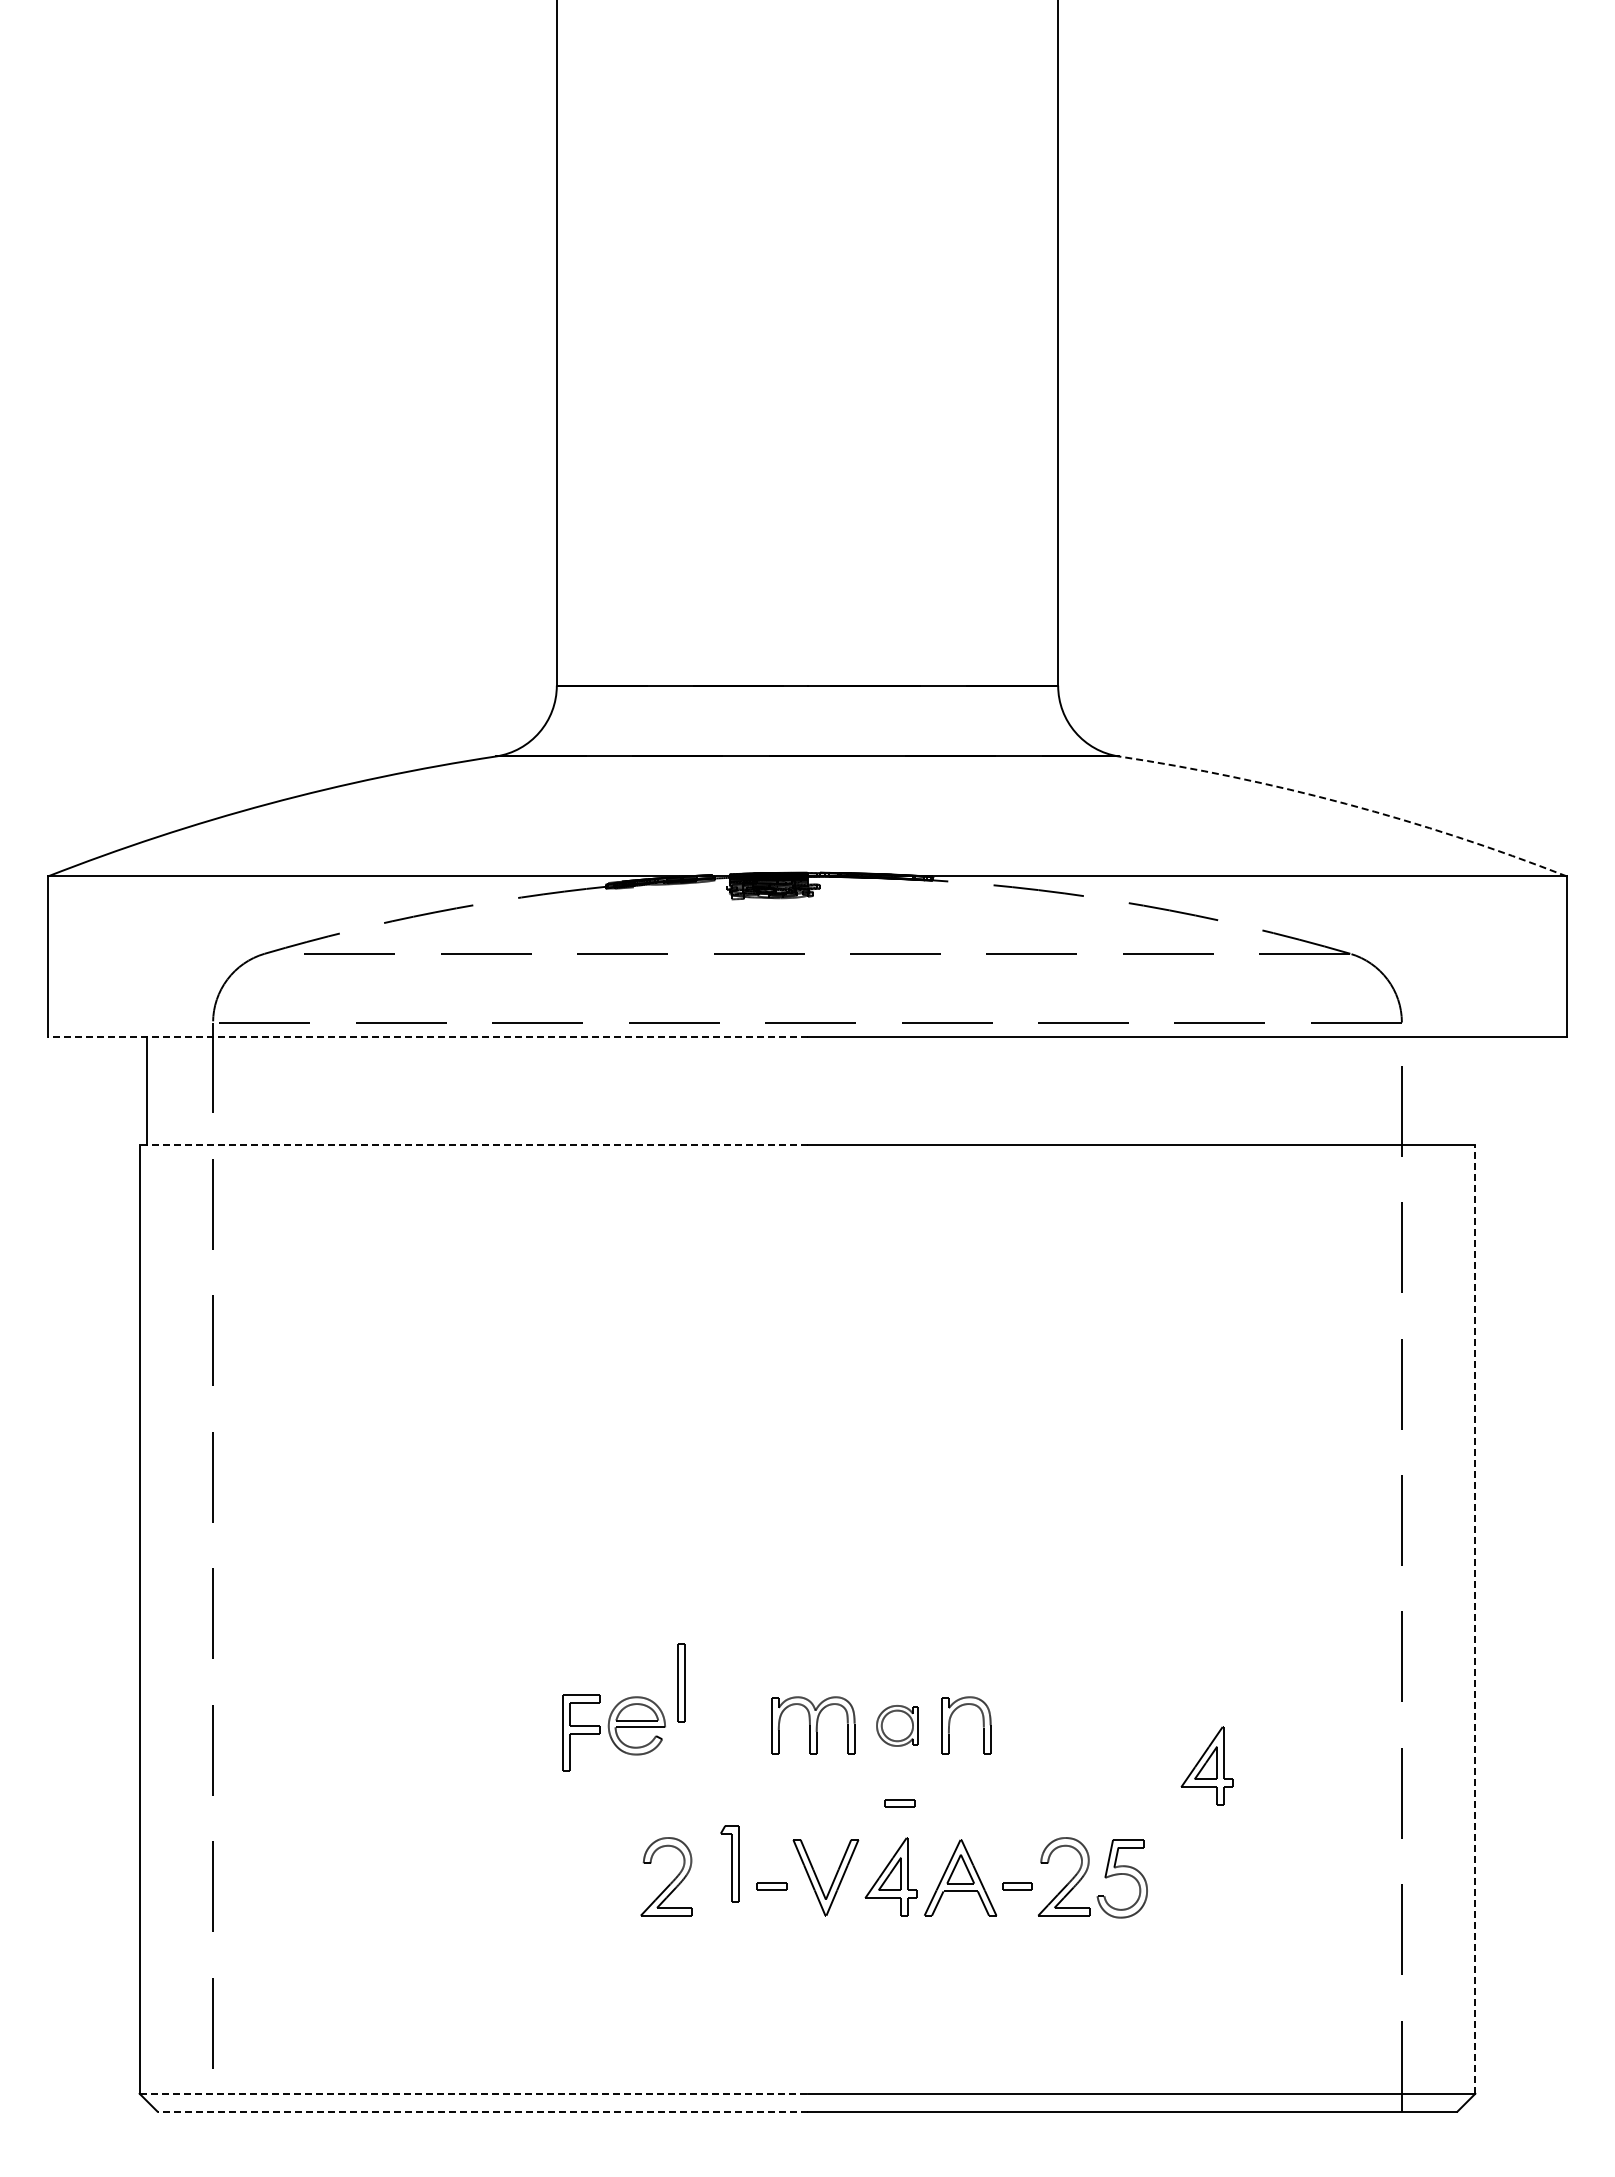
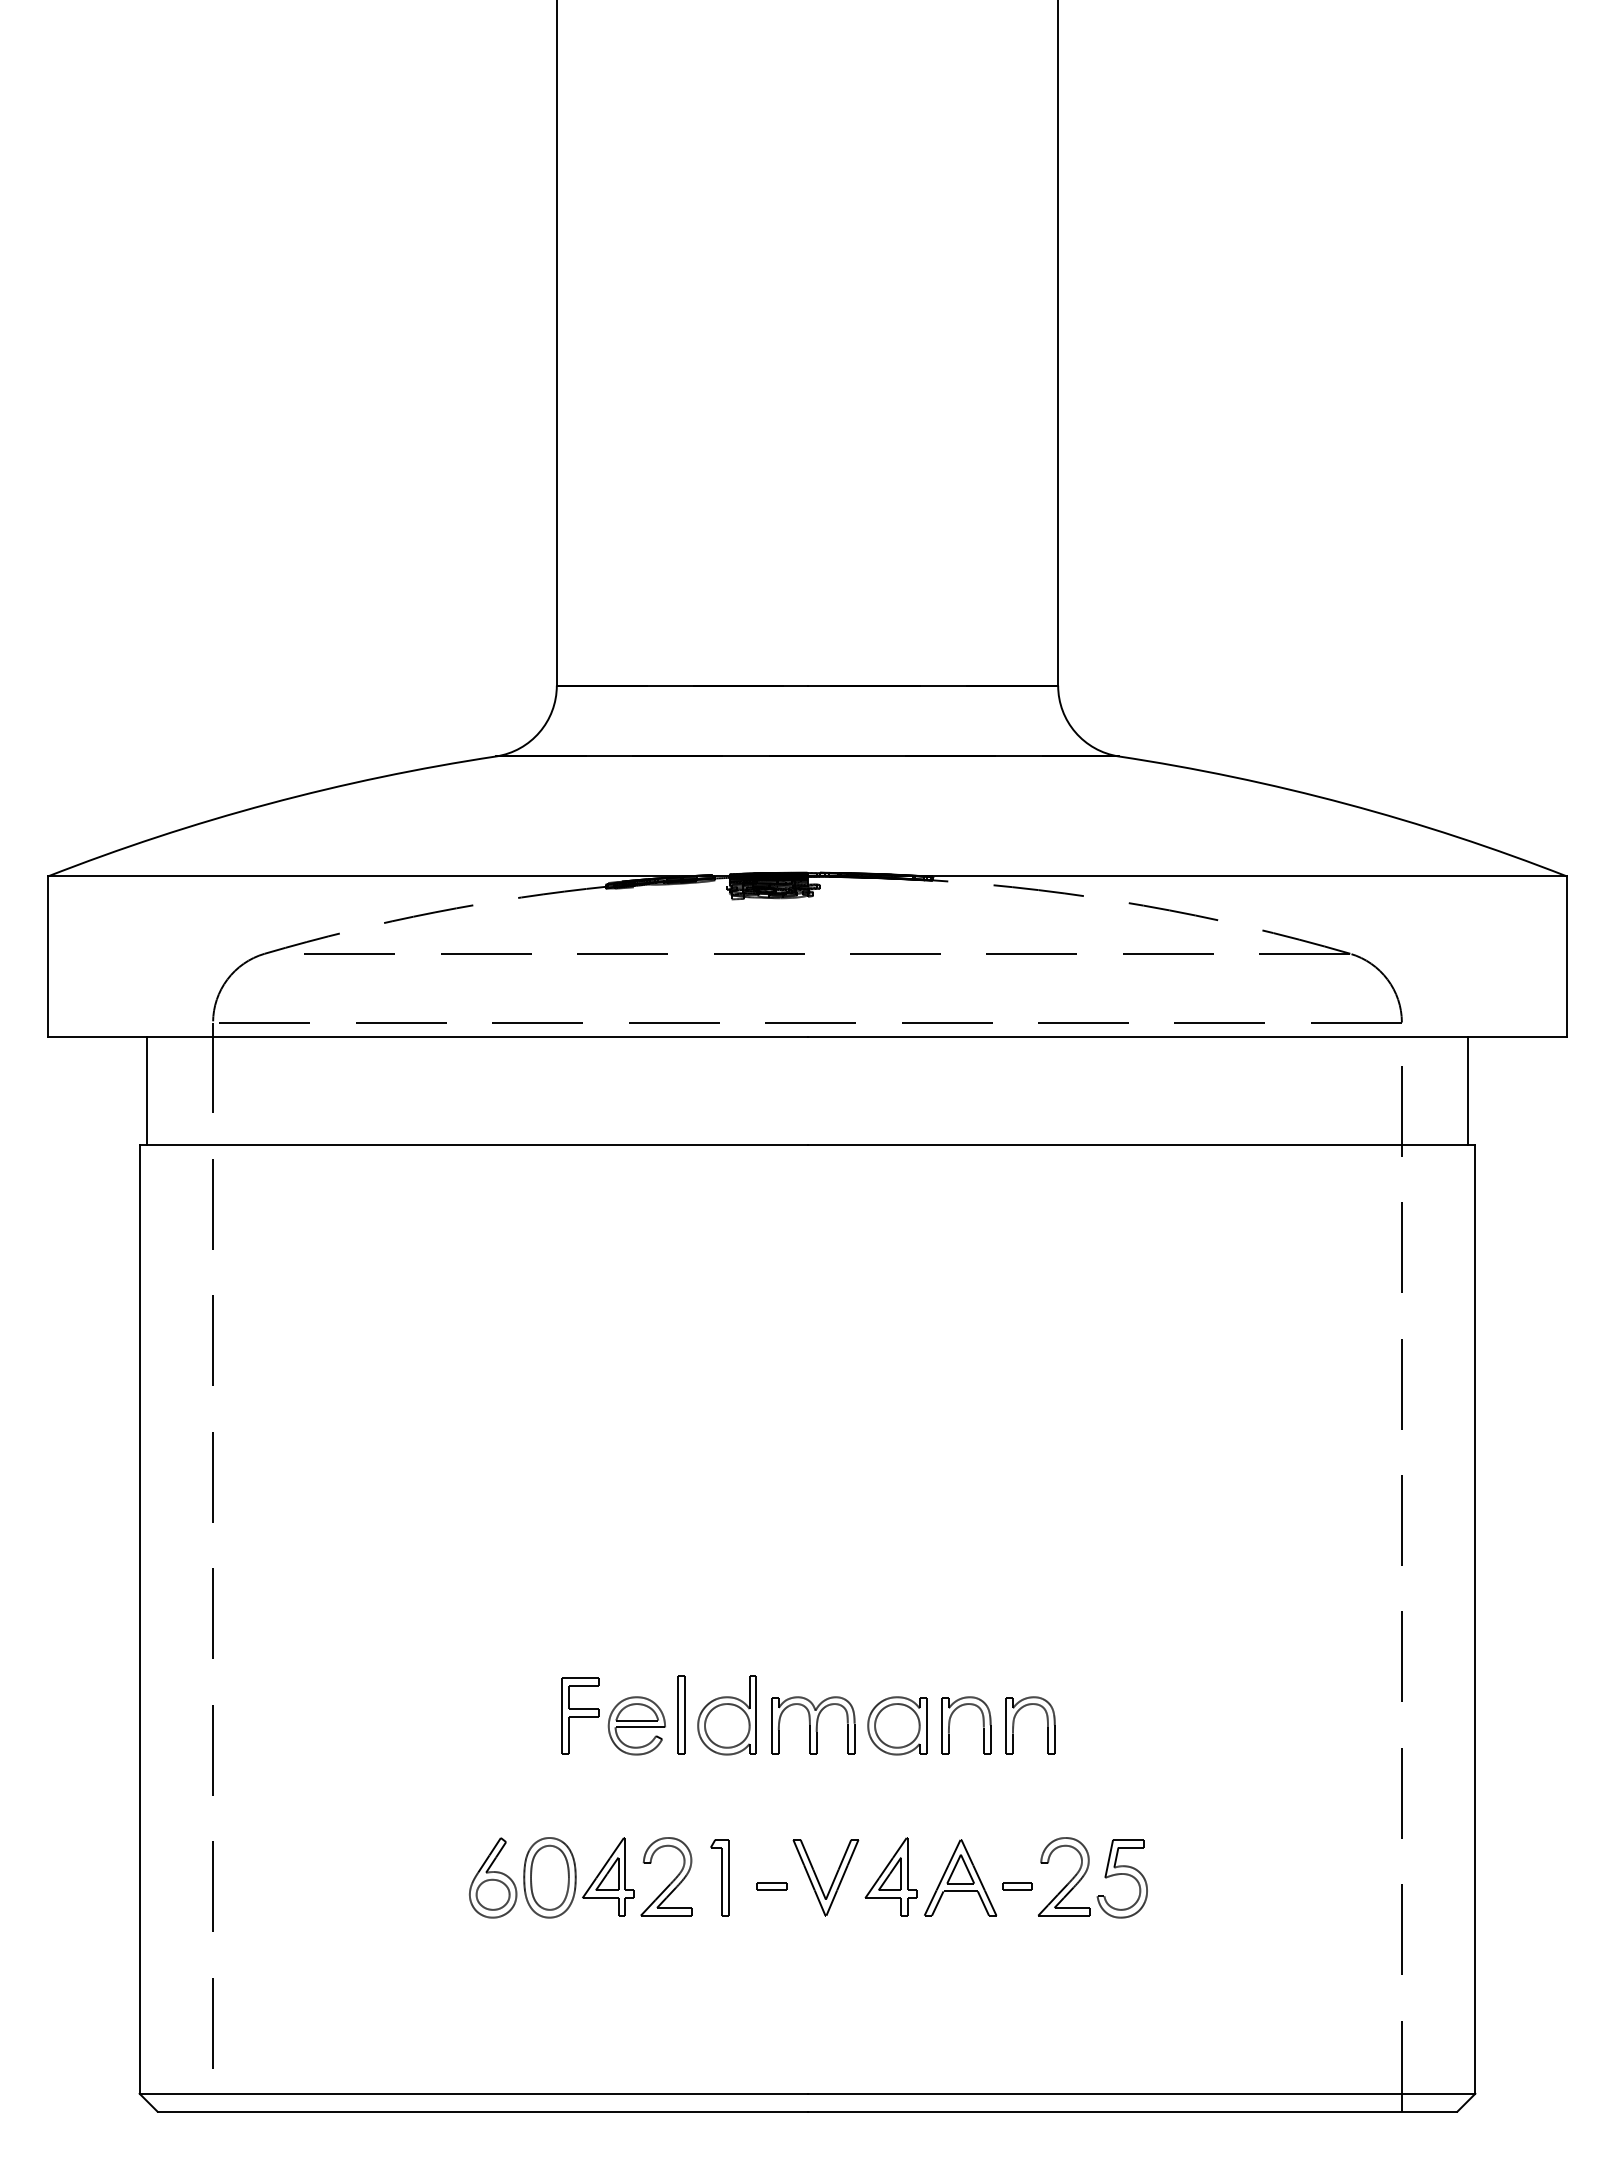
arc: dashed -> solid (1346, 803)
line: dashed -> solid (427, 1037)
line: none -> present (1468, 1090)
line: dashed -> solid (473, 1144)
line: dashed -> solid (1475, 1618)
part position: (681, 1682) -> (681, 1714) (681, 1714)
part: none -> present (726, 1715)
part size: 43x42 px -> 61x60 px (897, 1725)
part: none -> present (1014, 1725)
part position: (581, 1732) -> (580, 1715) (580, 1715)
part: present -> none (1206, 1765)
part: present -> none (899, 1803)
part position: (729, 1863) -> (719, 1877) (719, 1877)
part: none -> present (551, 1877)
line: dashed -> solid (473, 2093)
line: dashed -> solid (482, 2111)
